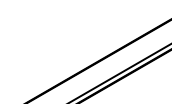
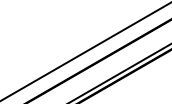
line: none -> present (85, 52)
